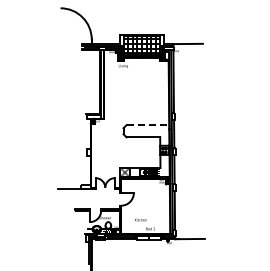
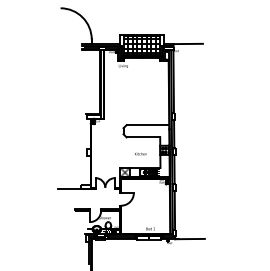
line: dashed -> solid (148, 125)
text position: (140, 220) -> (140, 154) (140, 154)
